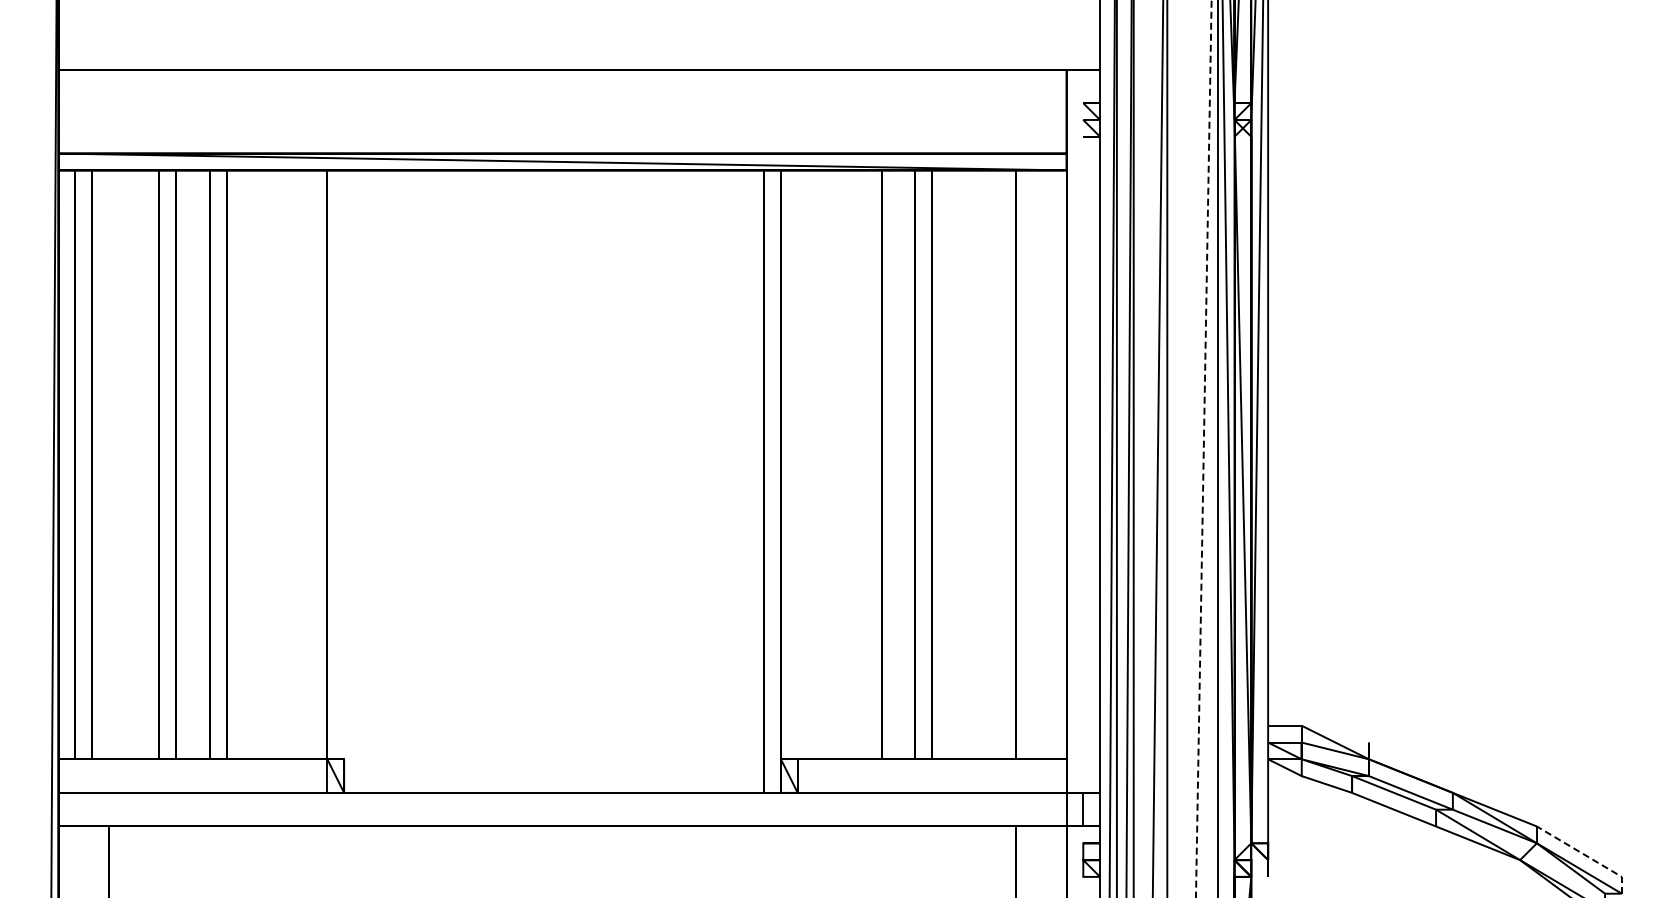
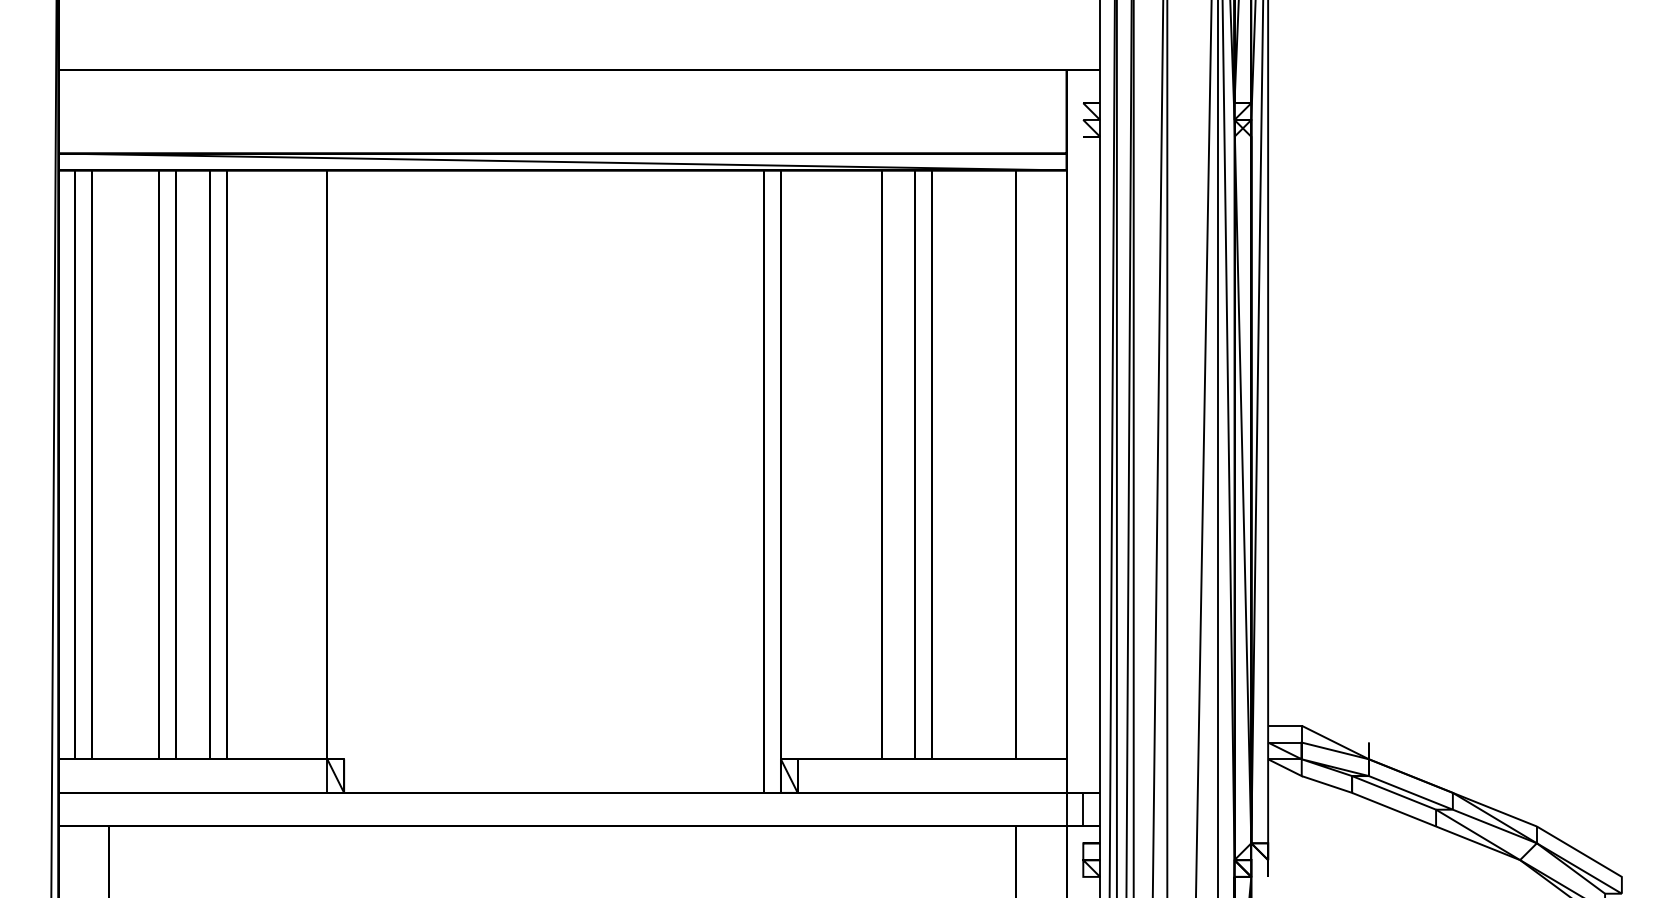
line: dashed -> solid (1203, 448)
line: dashed -> solid (1586, 856)
